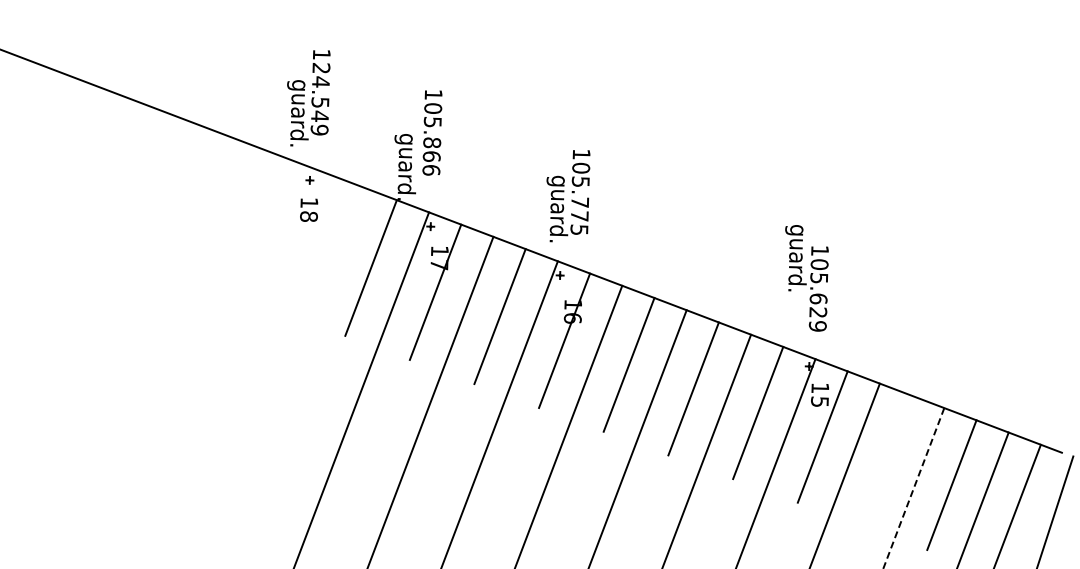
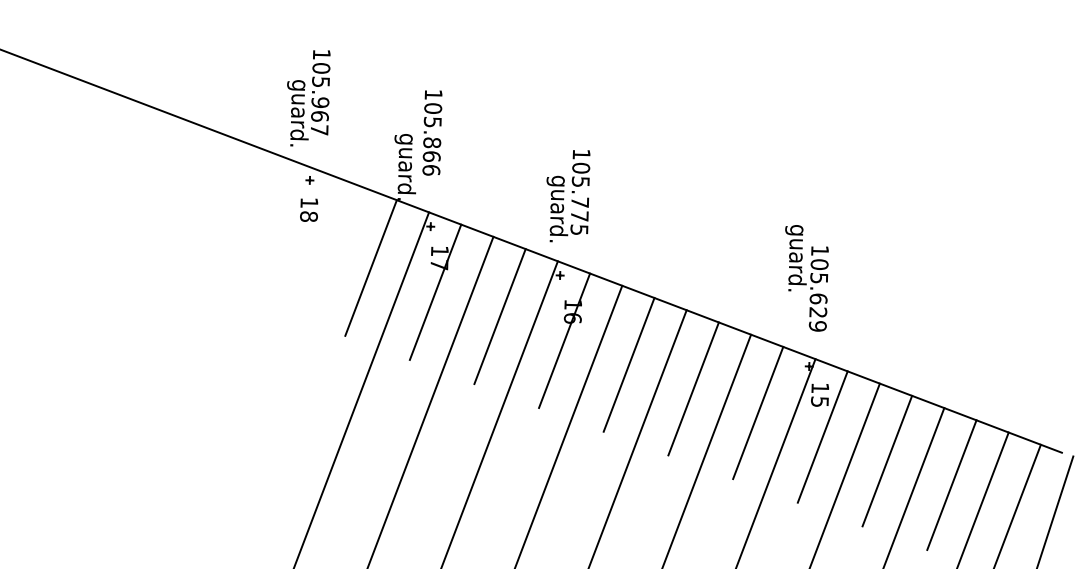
text: 124.549 -> 105.967 (320, 99)
line: none -> present (887, 460)
line: dashed -> solid (913, 488)
